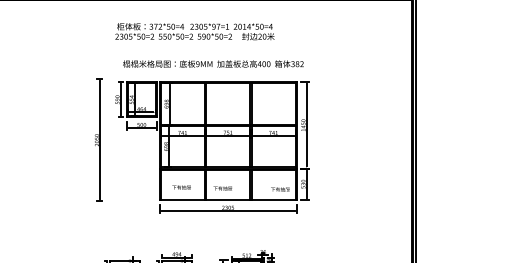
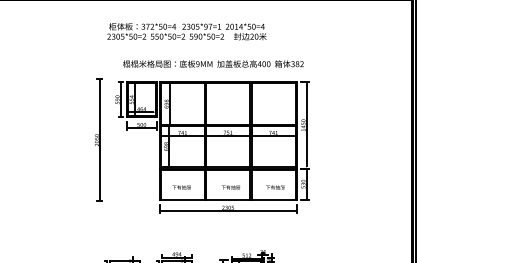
text position: (194, 31) -> (186, 31) (186, 31)
text position: (222, 188) -> (230, 187) (230, 187)
text position: (280, 189) -> (275, 187) (275, 187)
